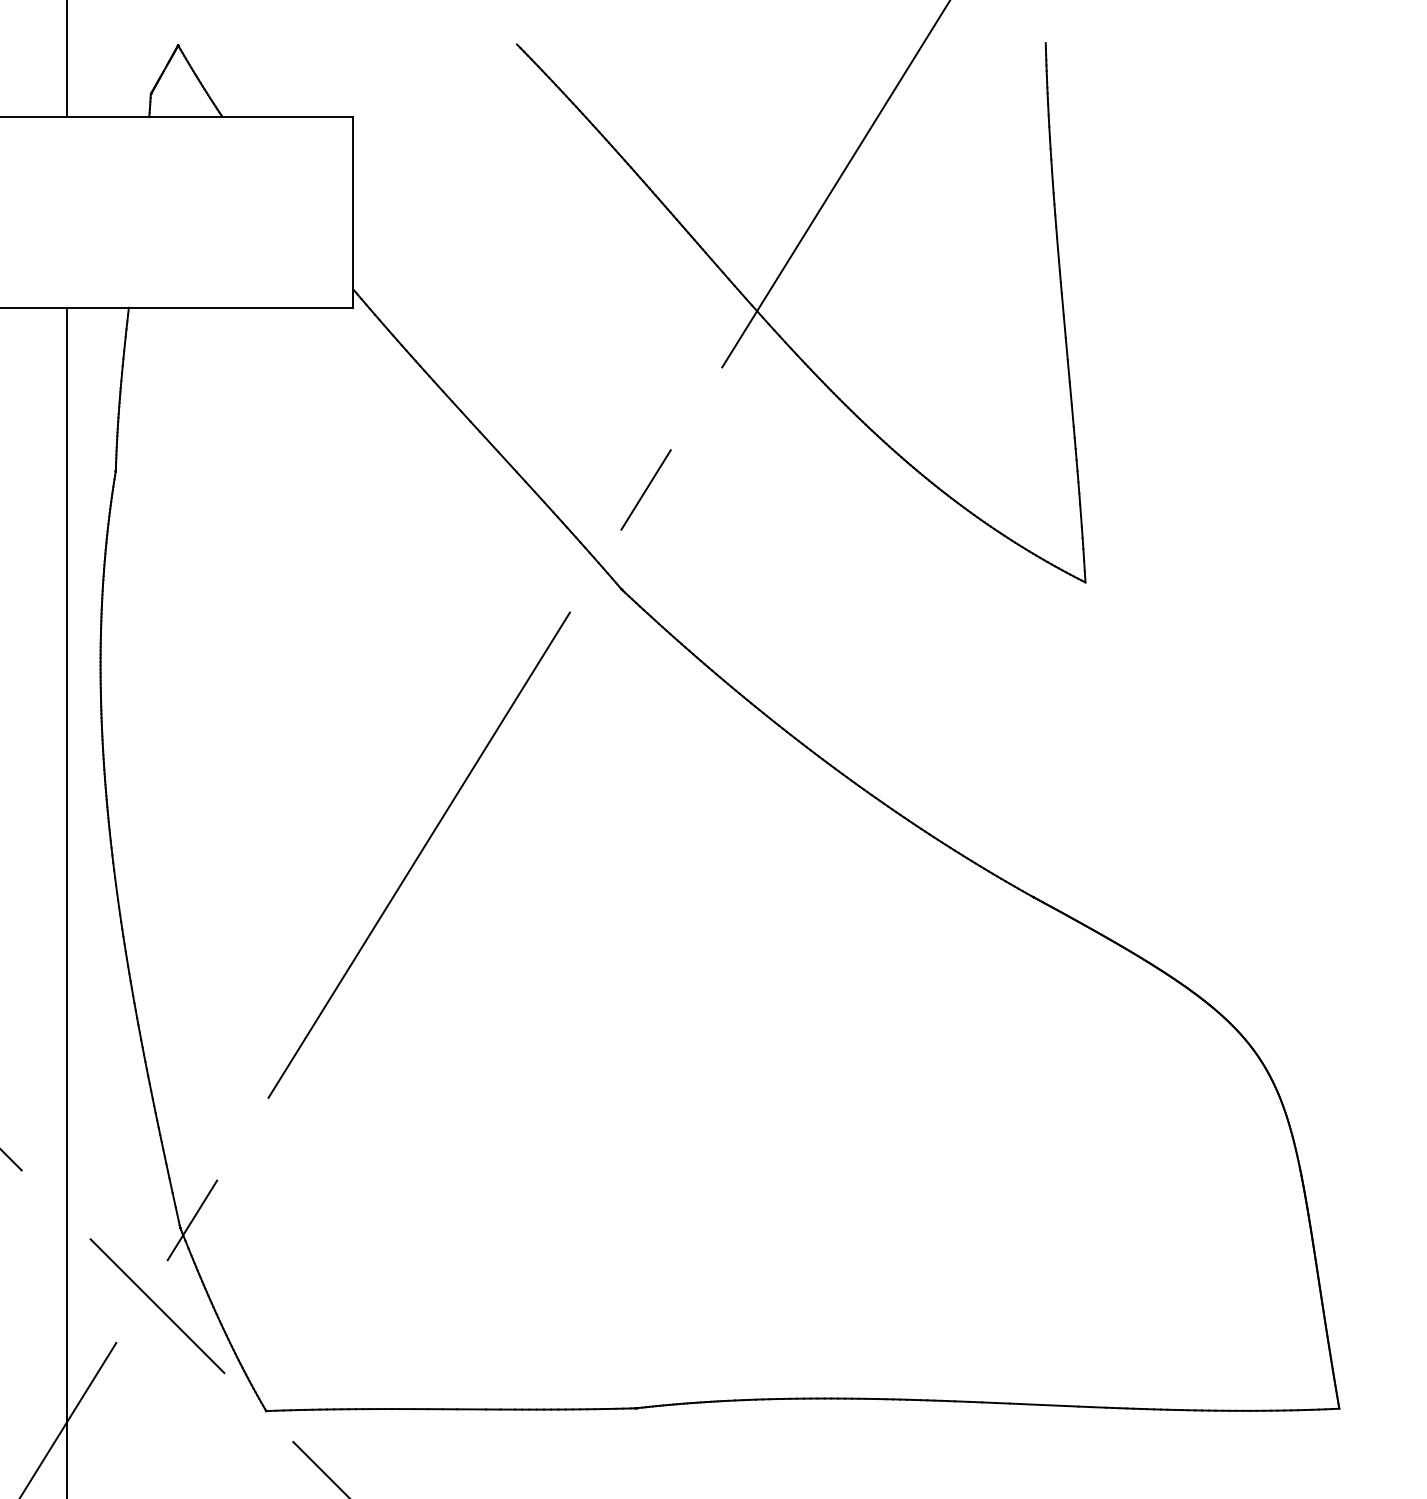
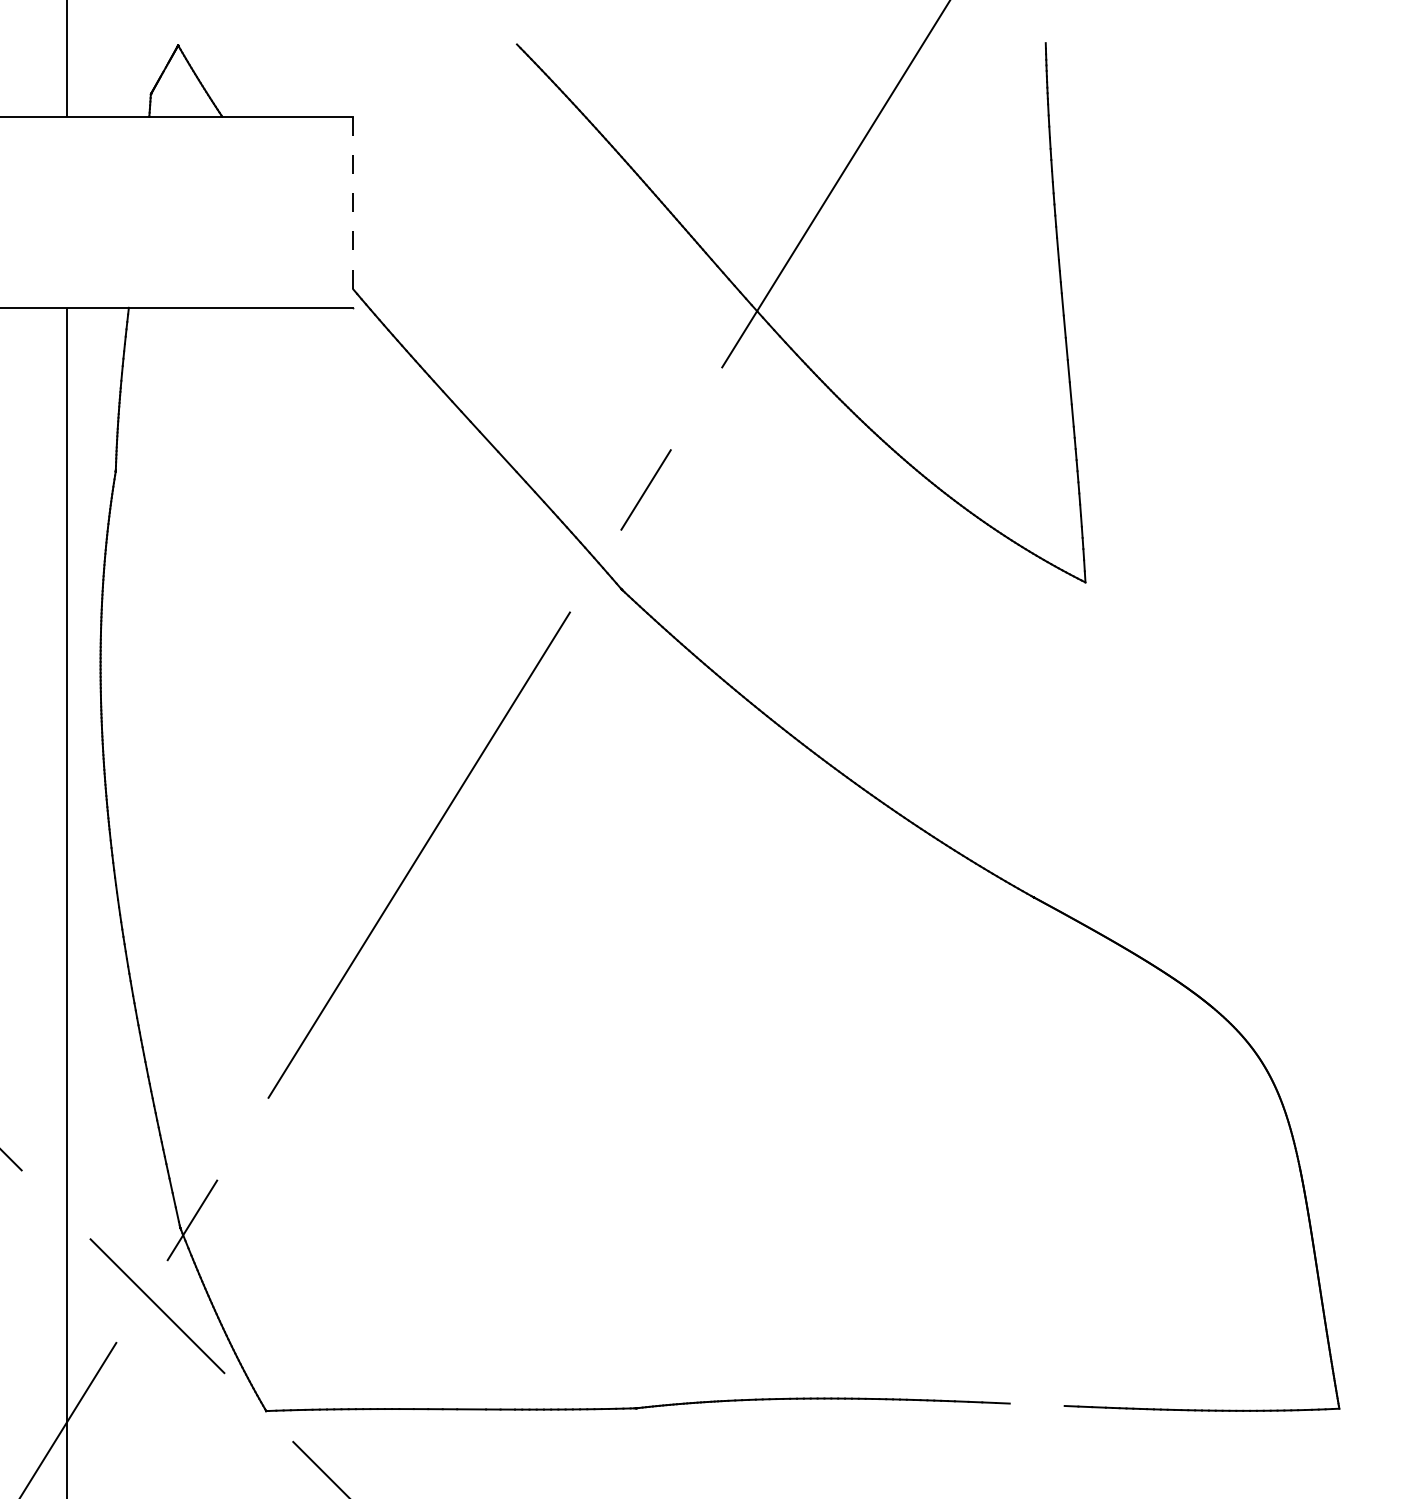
line: solid -> dashed (353, 212)
line: present -> none (1036, 1404)
